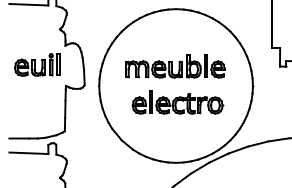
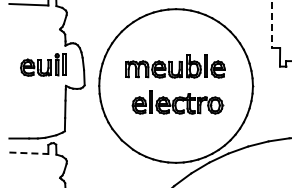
line: solid -> dashed (271, 24)
part position: (37, 64) -> (43, 64) (43, 64)
line: solid -> dashed (29, 153)
